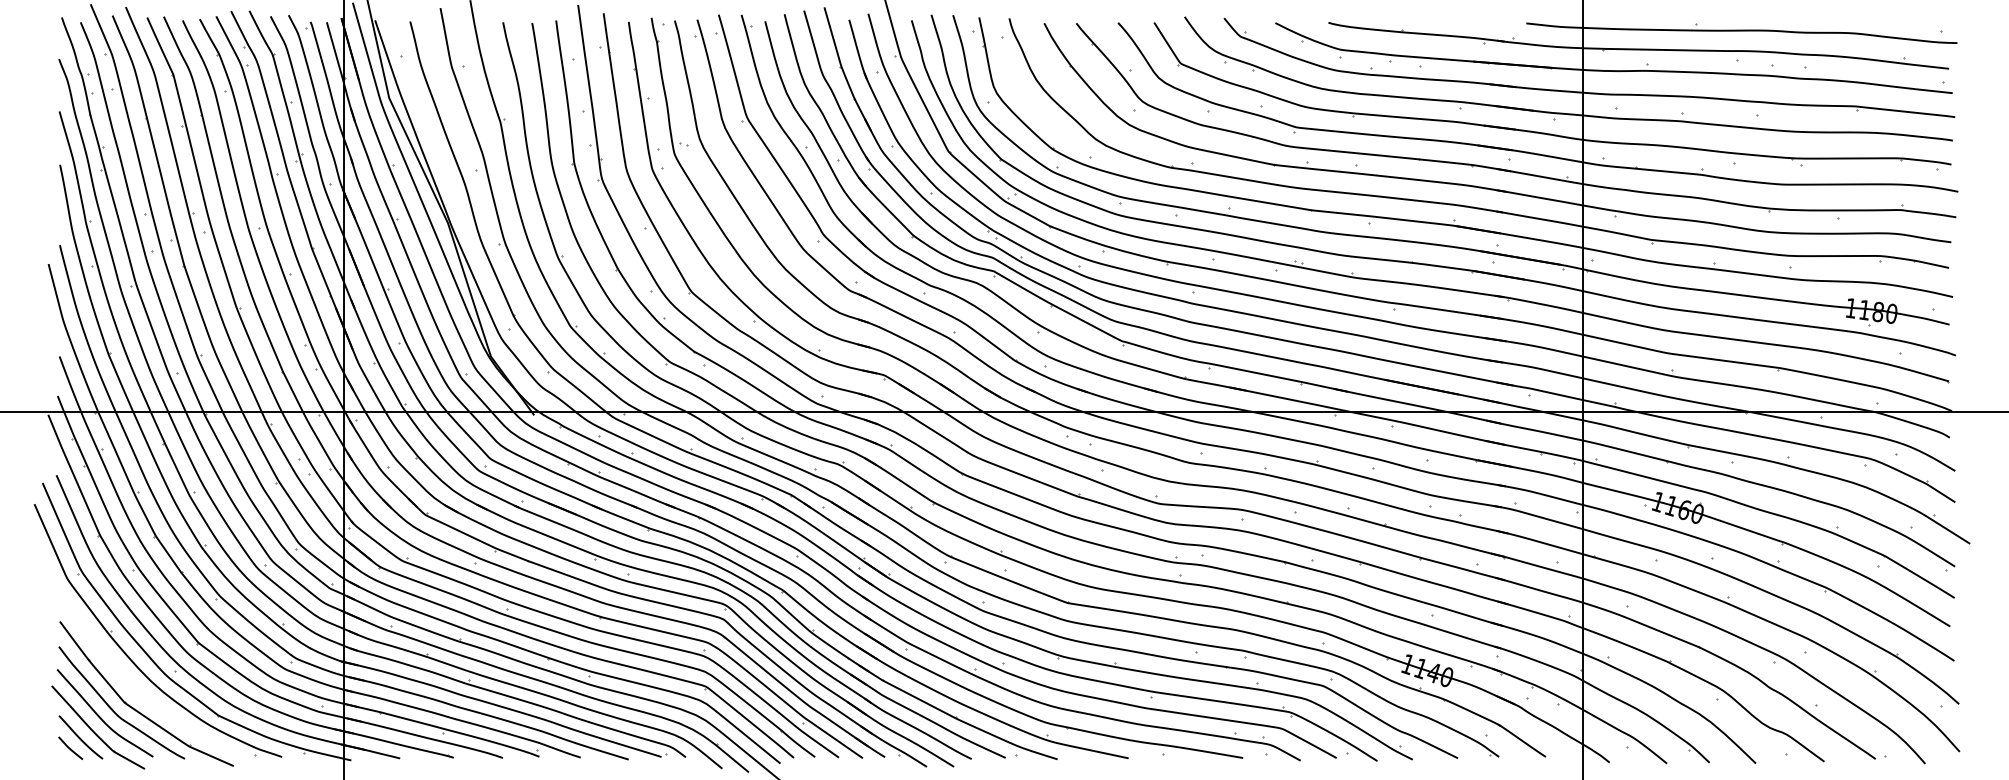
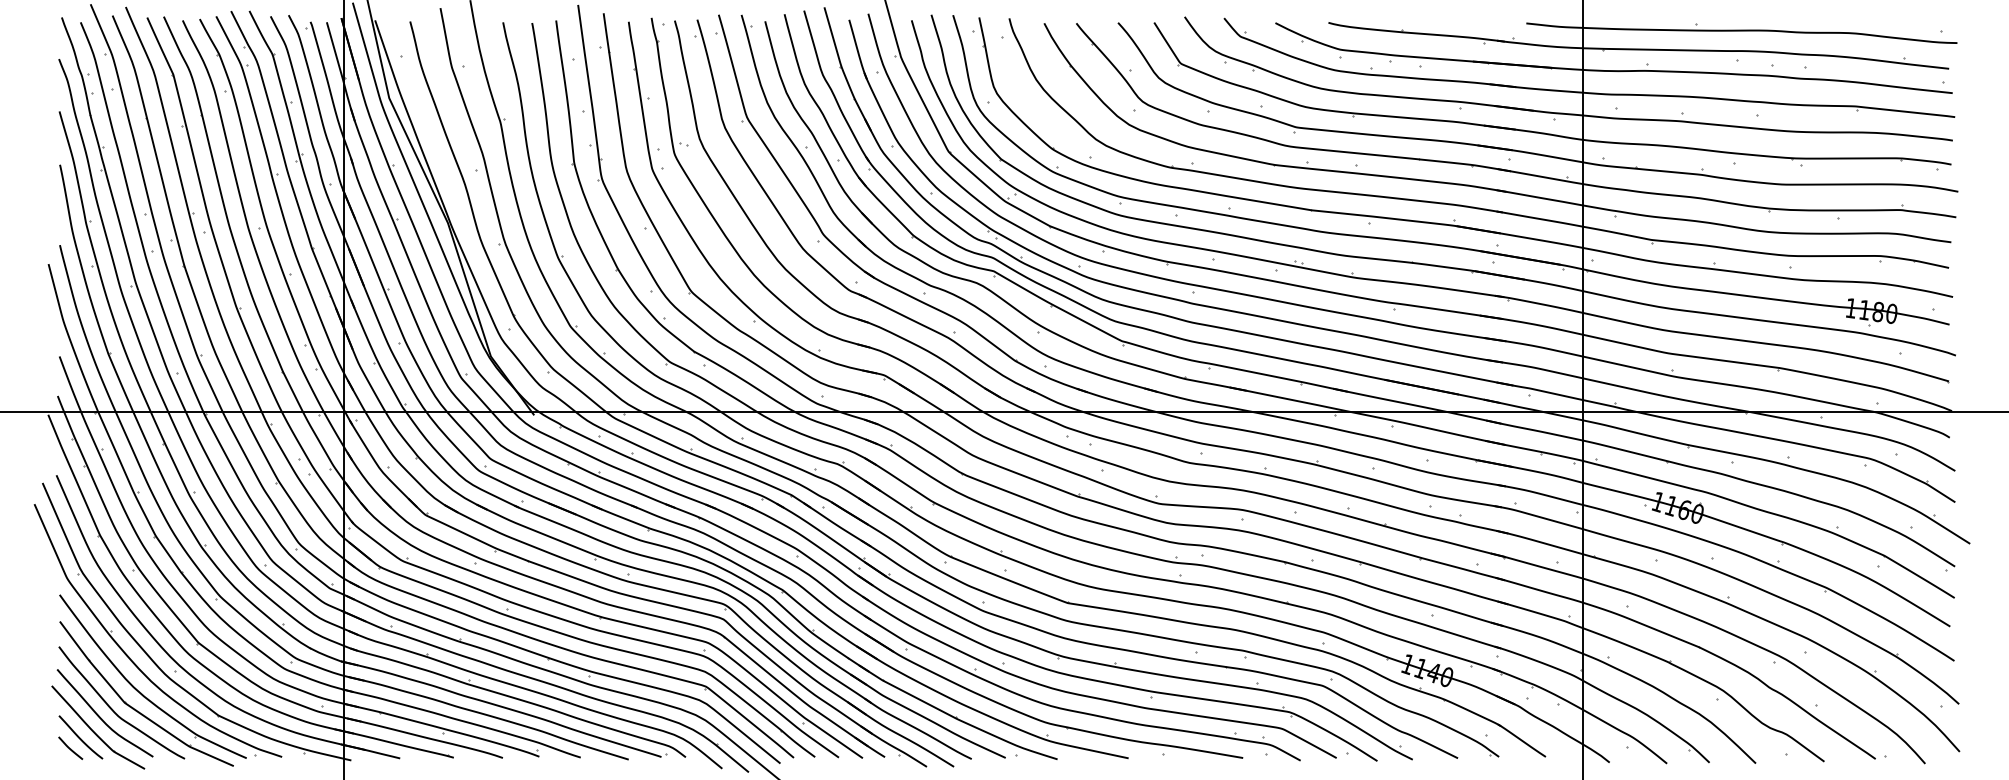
part: none -> present (141, 692)
